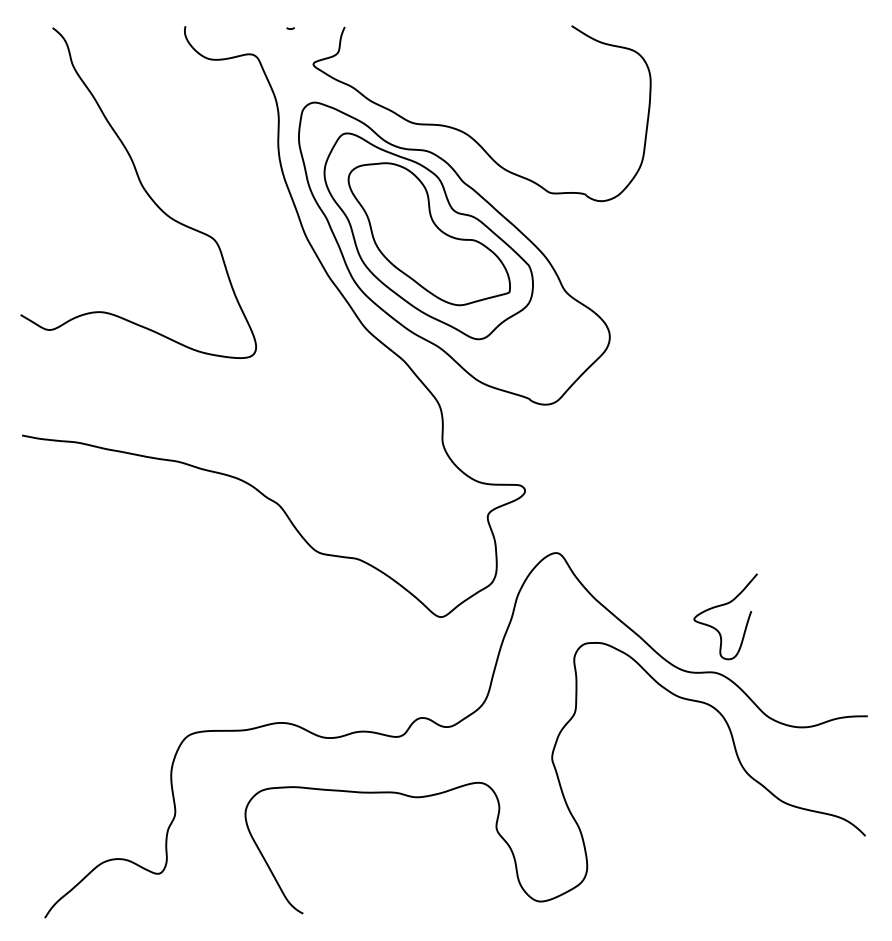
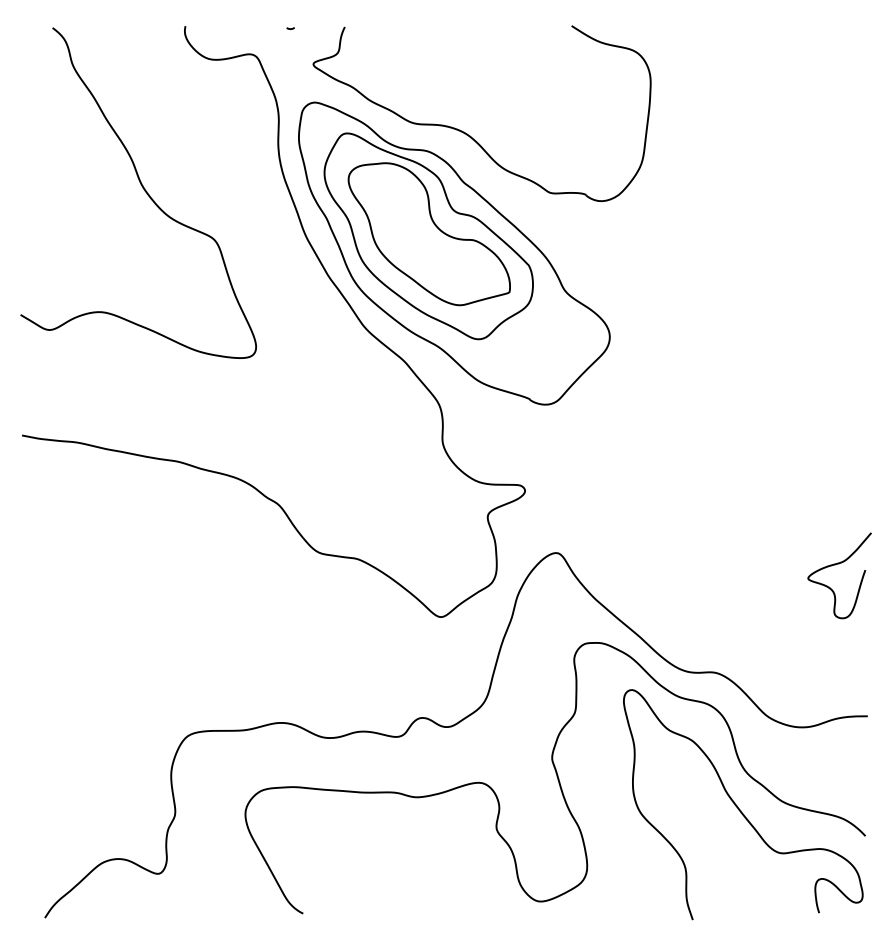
curve position: (721, 606) -> (835, 565) (835, 565)
curve: none -> present (738, 806)
